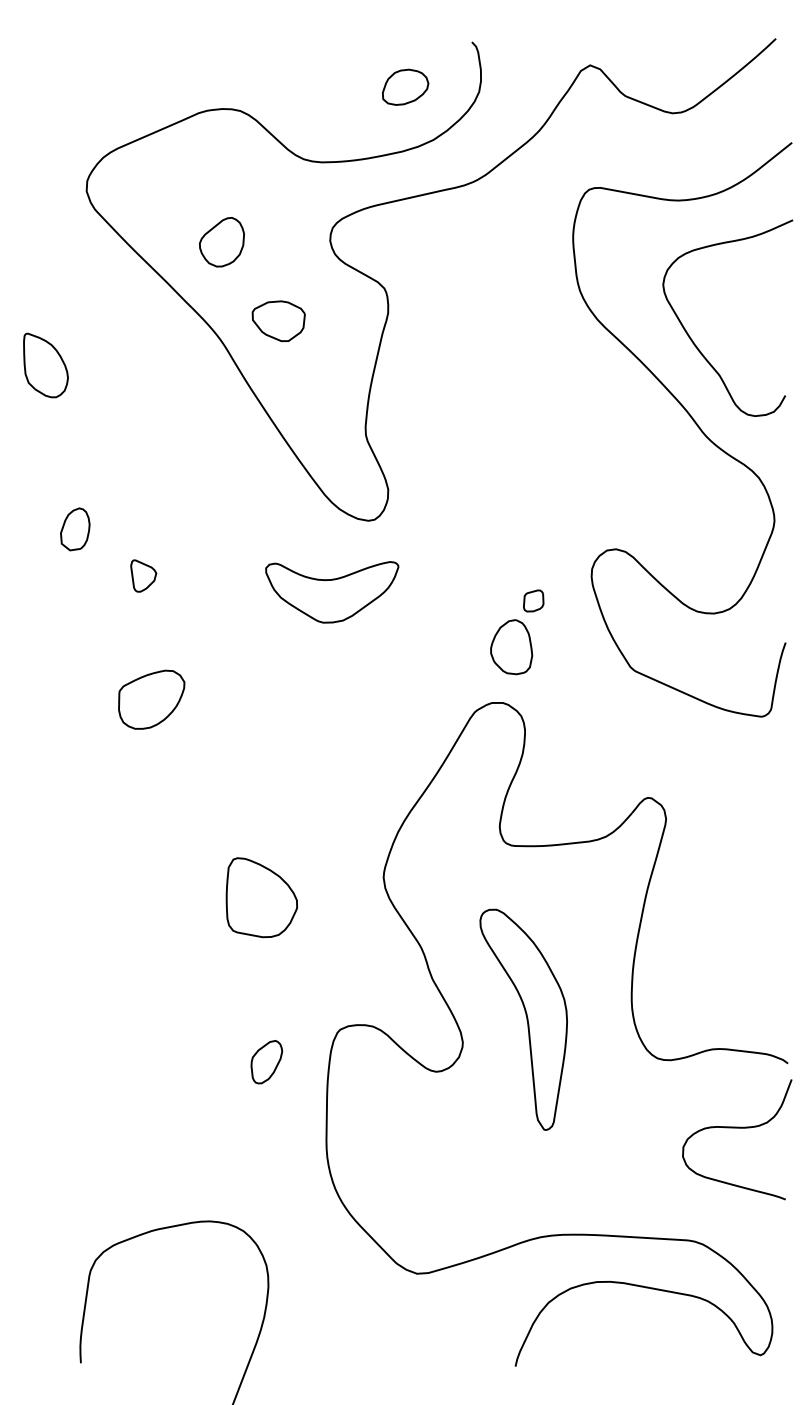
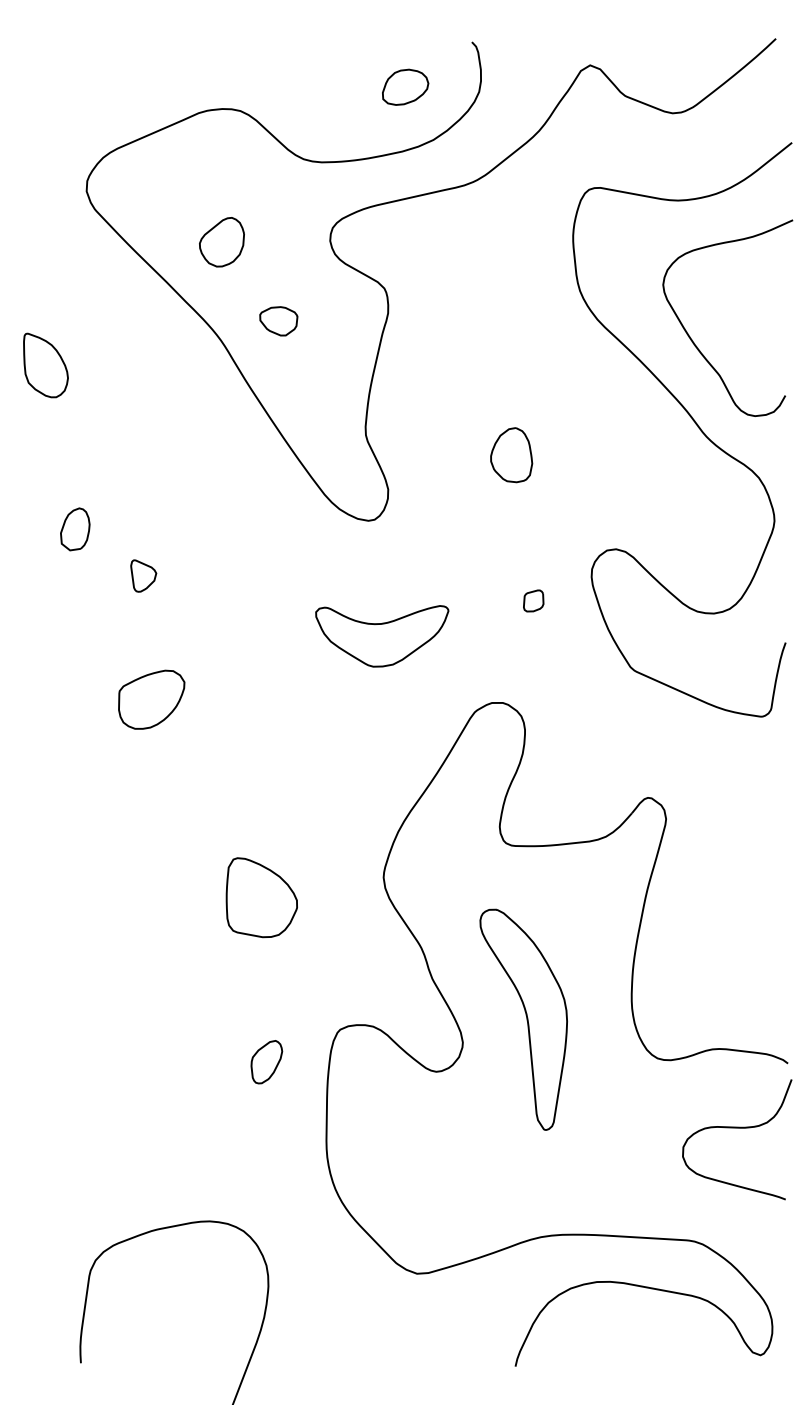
part size: 55x42 px -> 40x31 px (278, 321)
part position: (332, 592) -> (382, 636) (382, 636)
part position: (511, 647) -> (511, 455) (511, 455)
